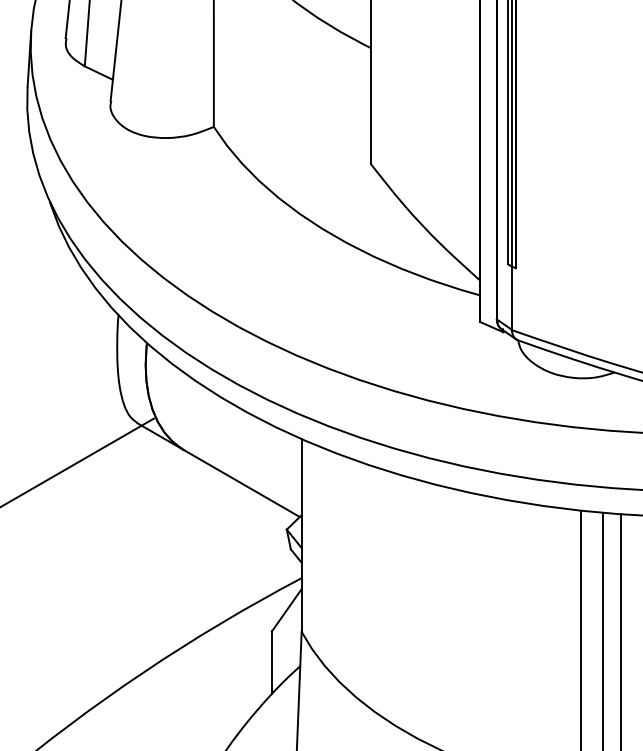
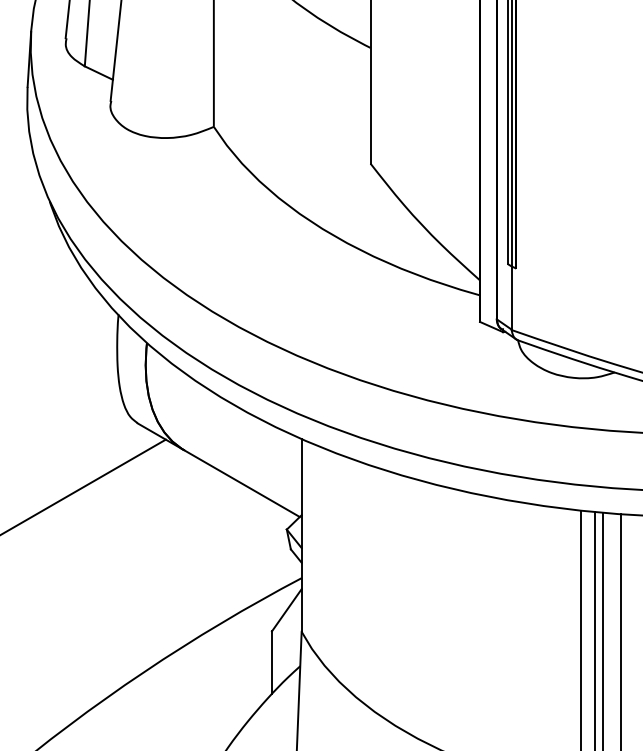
line position: (77, 462) -> (83, 486) (83, 486)
line: none -> present (594, 629)
